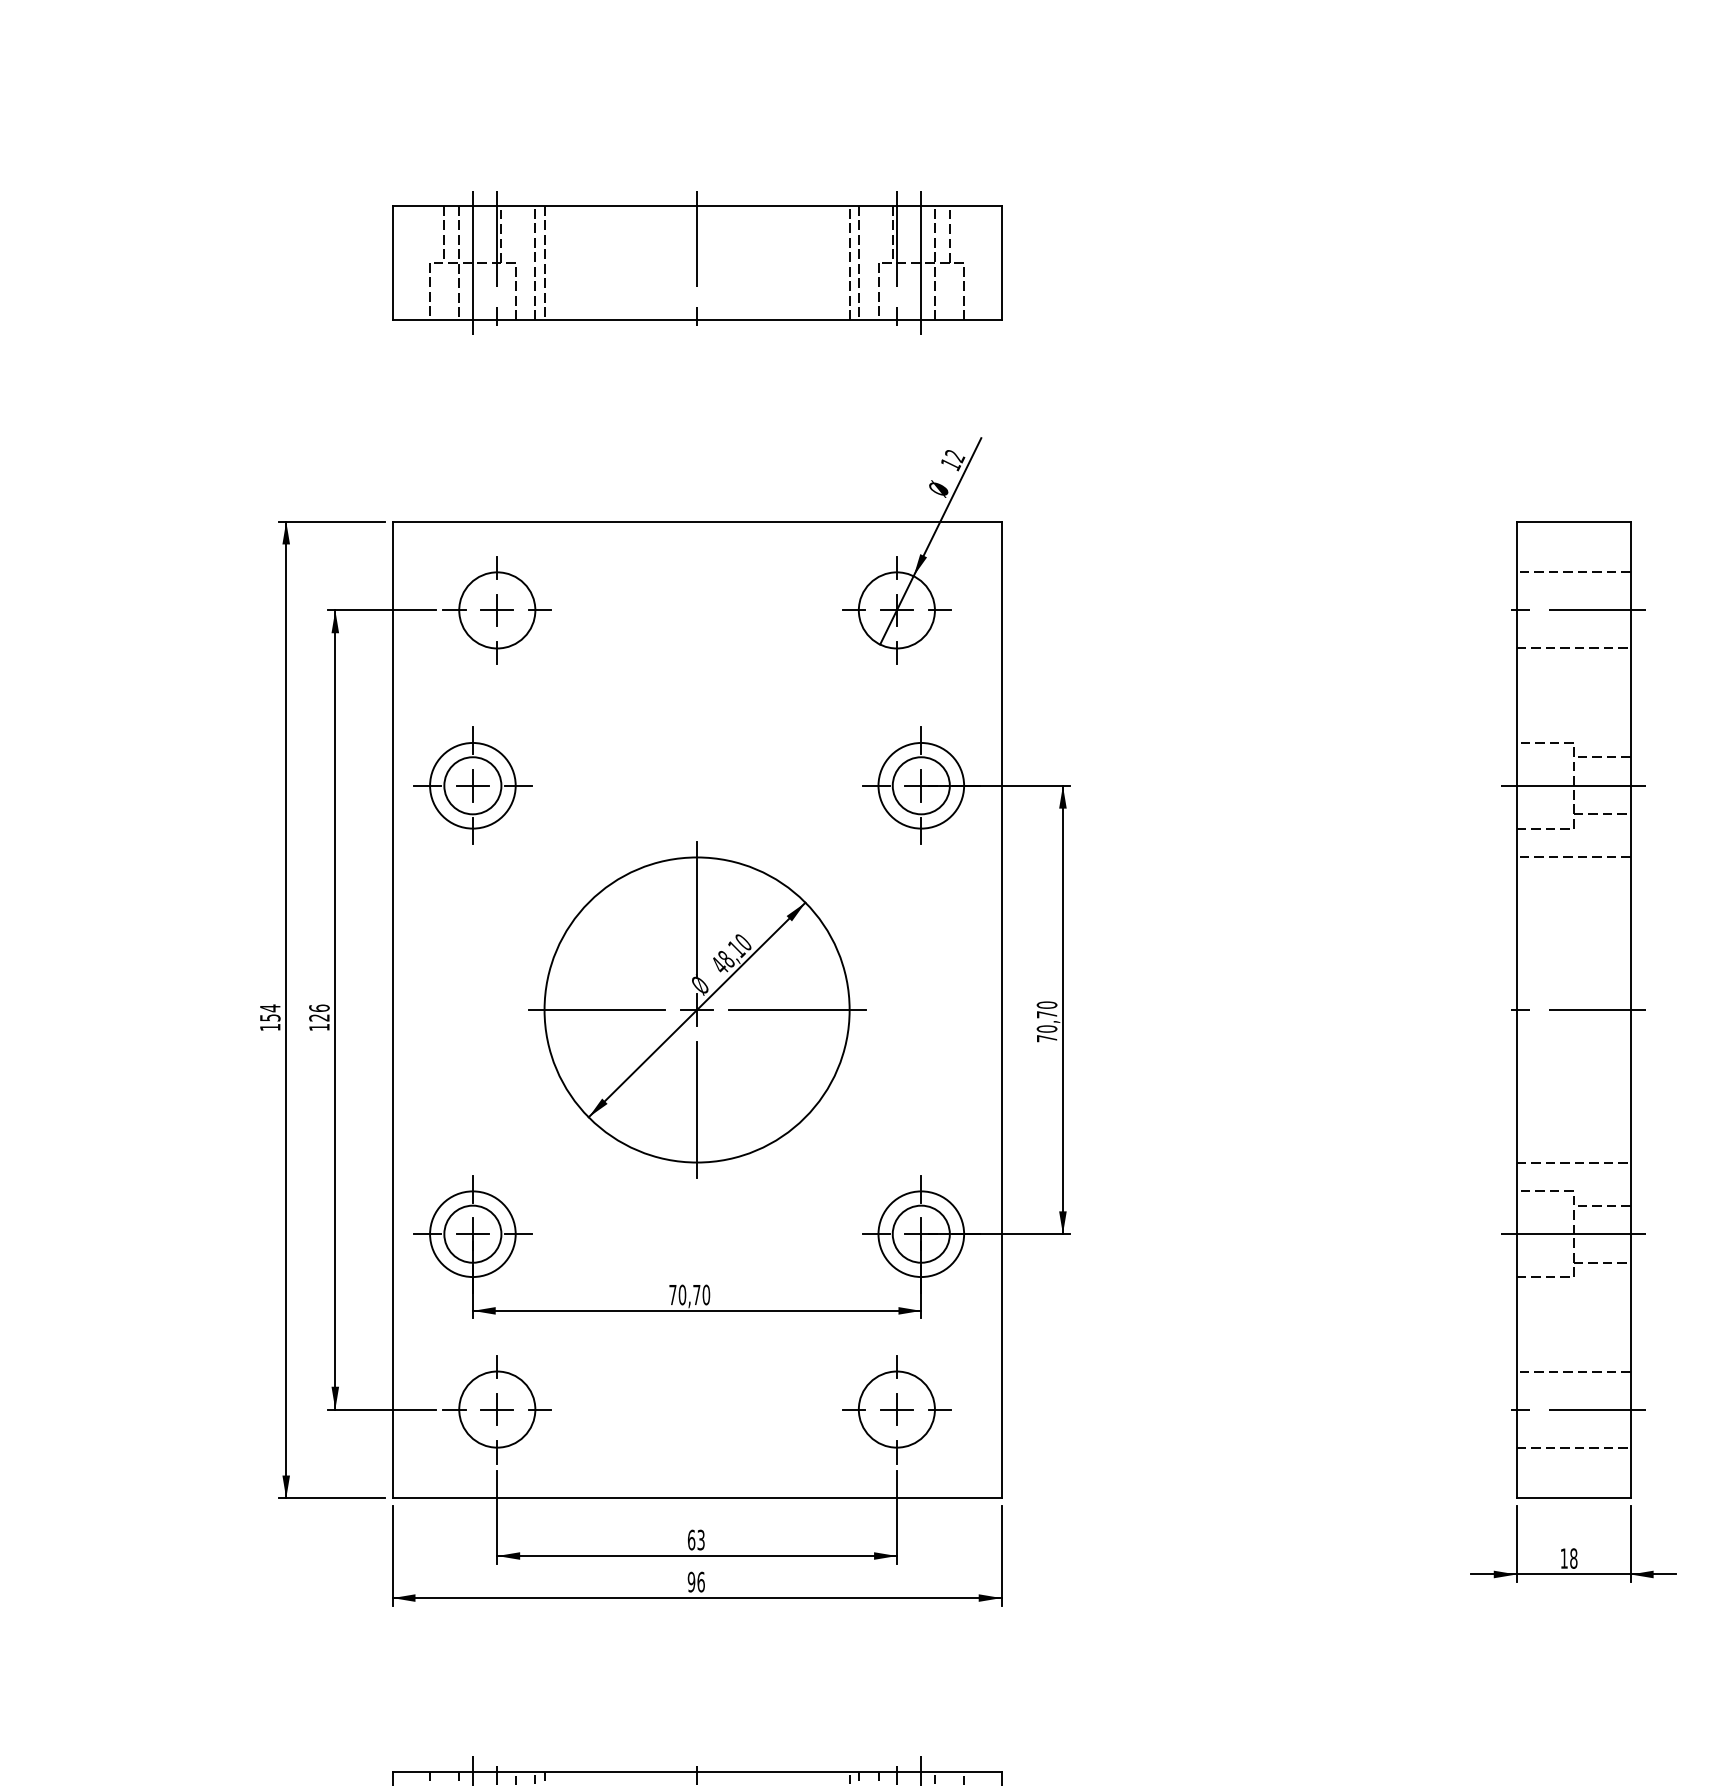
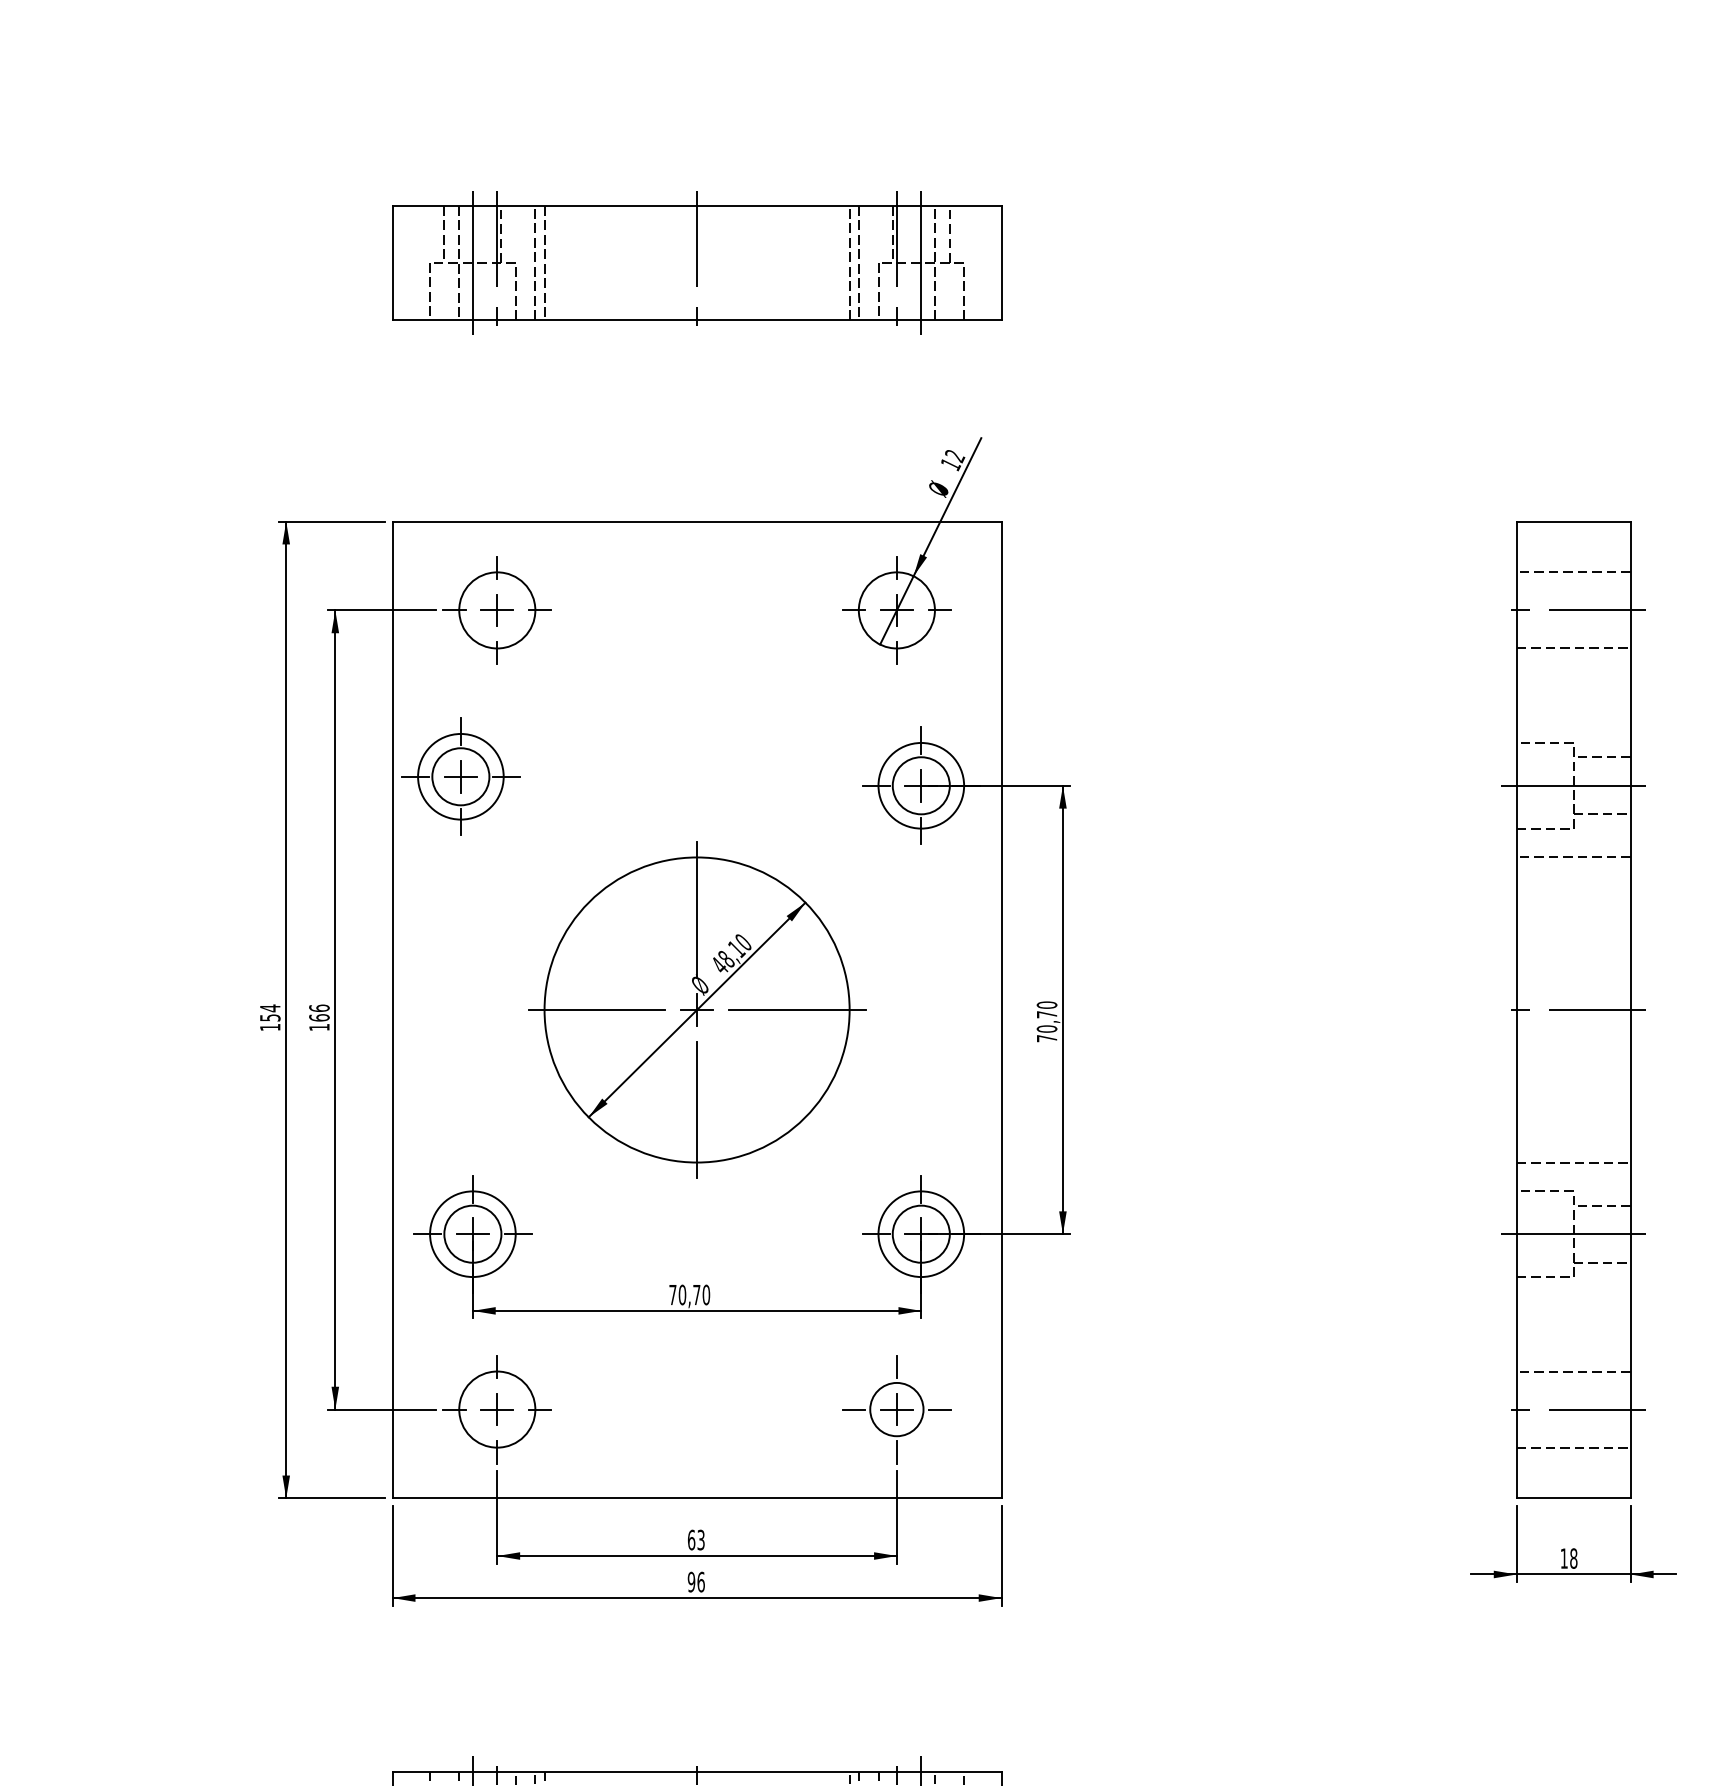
part position: (472, 785) -> (460, 776) (460, 776)
text: 126 -> 166 (319, 1017)
circle diameter: 76 px -> 53 px (896, 1409)
